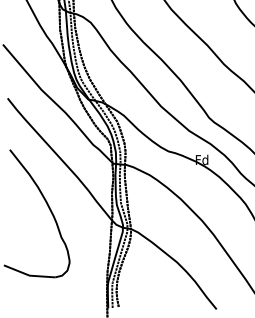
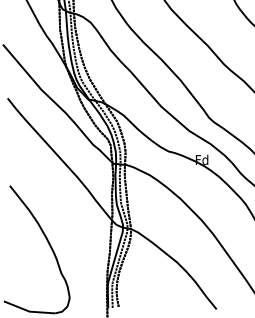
part position: (48, 208) -> (48, 244) (48, 244)
